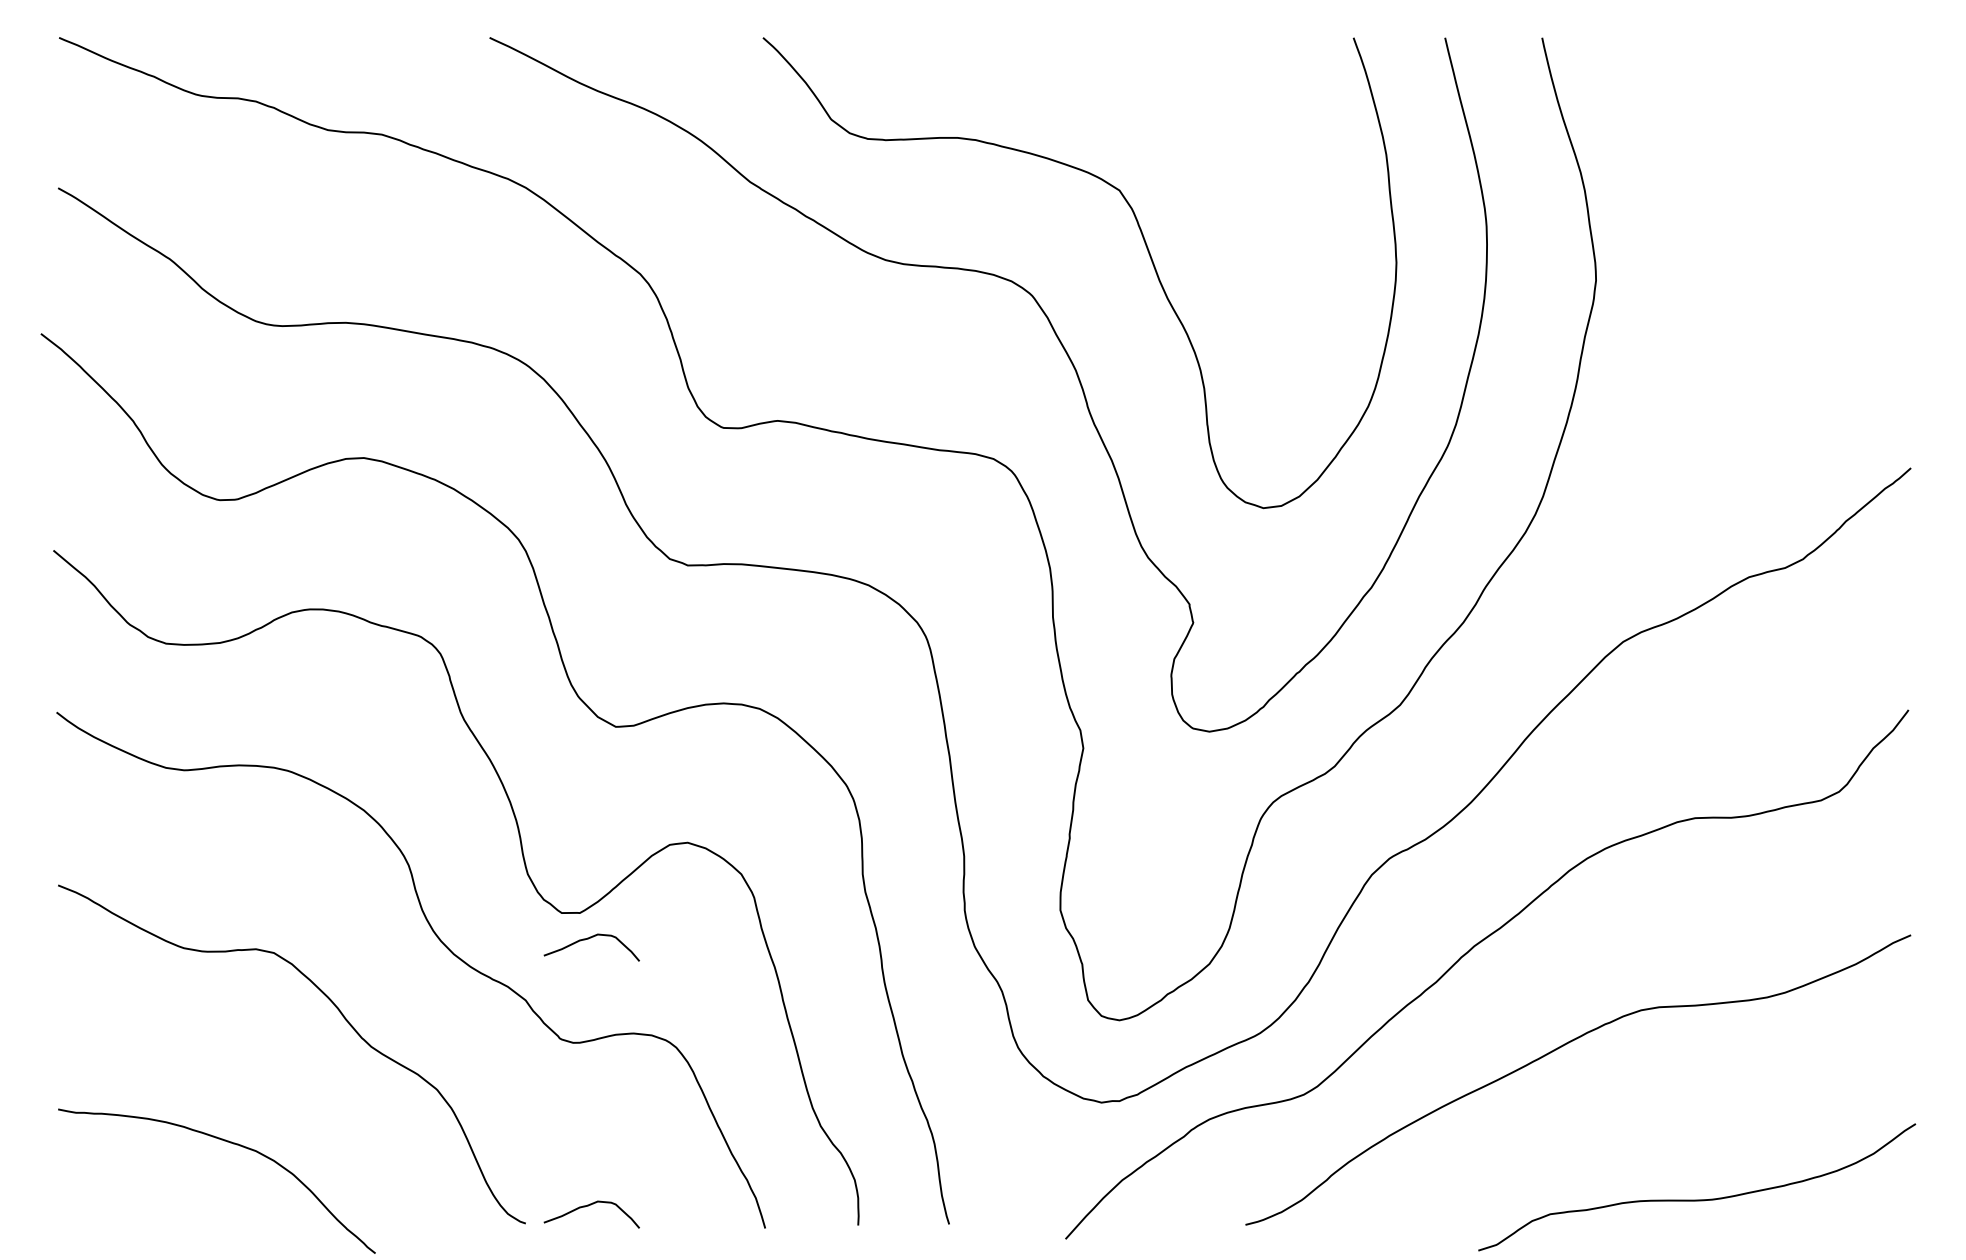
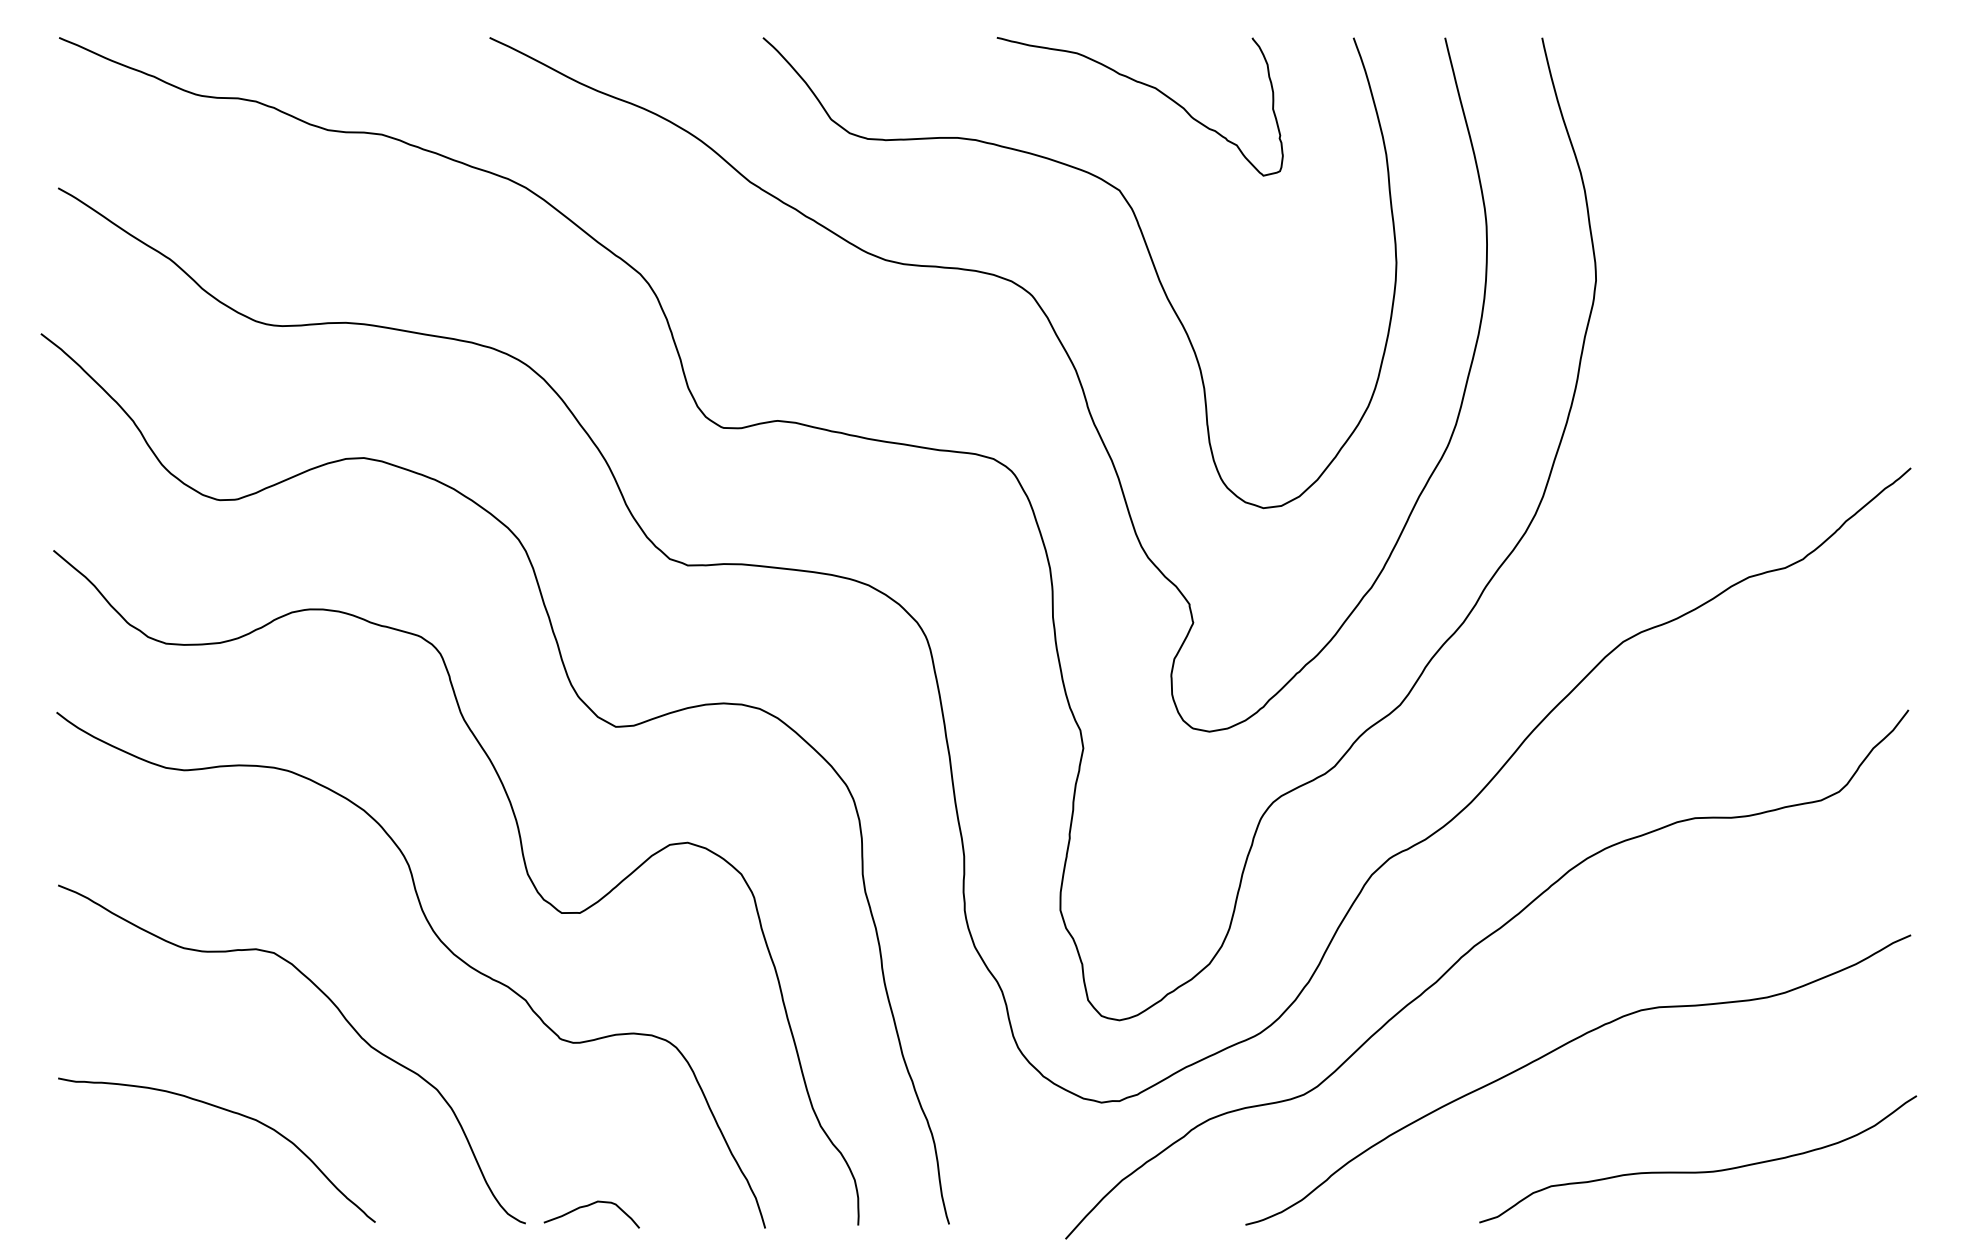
curve: none -> present (1147, 86)
curve: present -> none (588, 939)
curve position: (227, 1142) -> (227, 1111) (227, 1111)
curve position: (1697, 1199) -> (1698, 1171) (1698, 1171)
